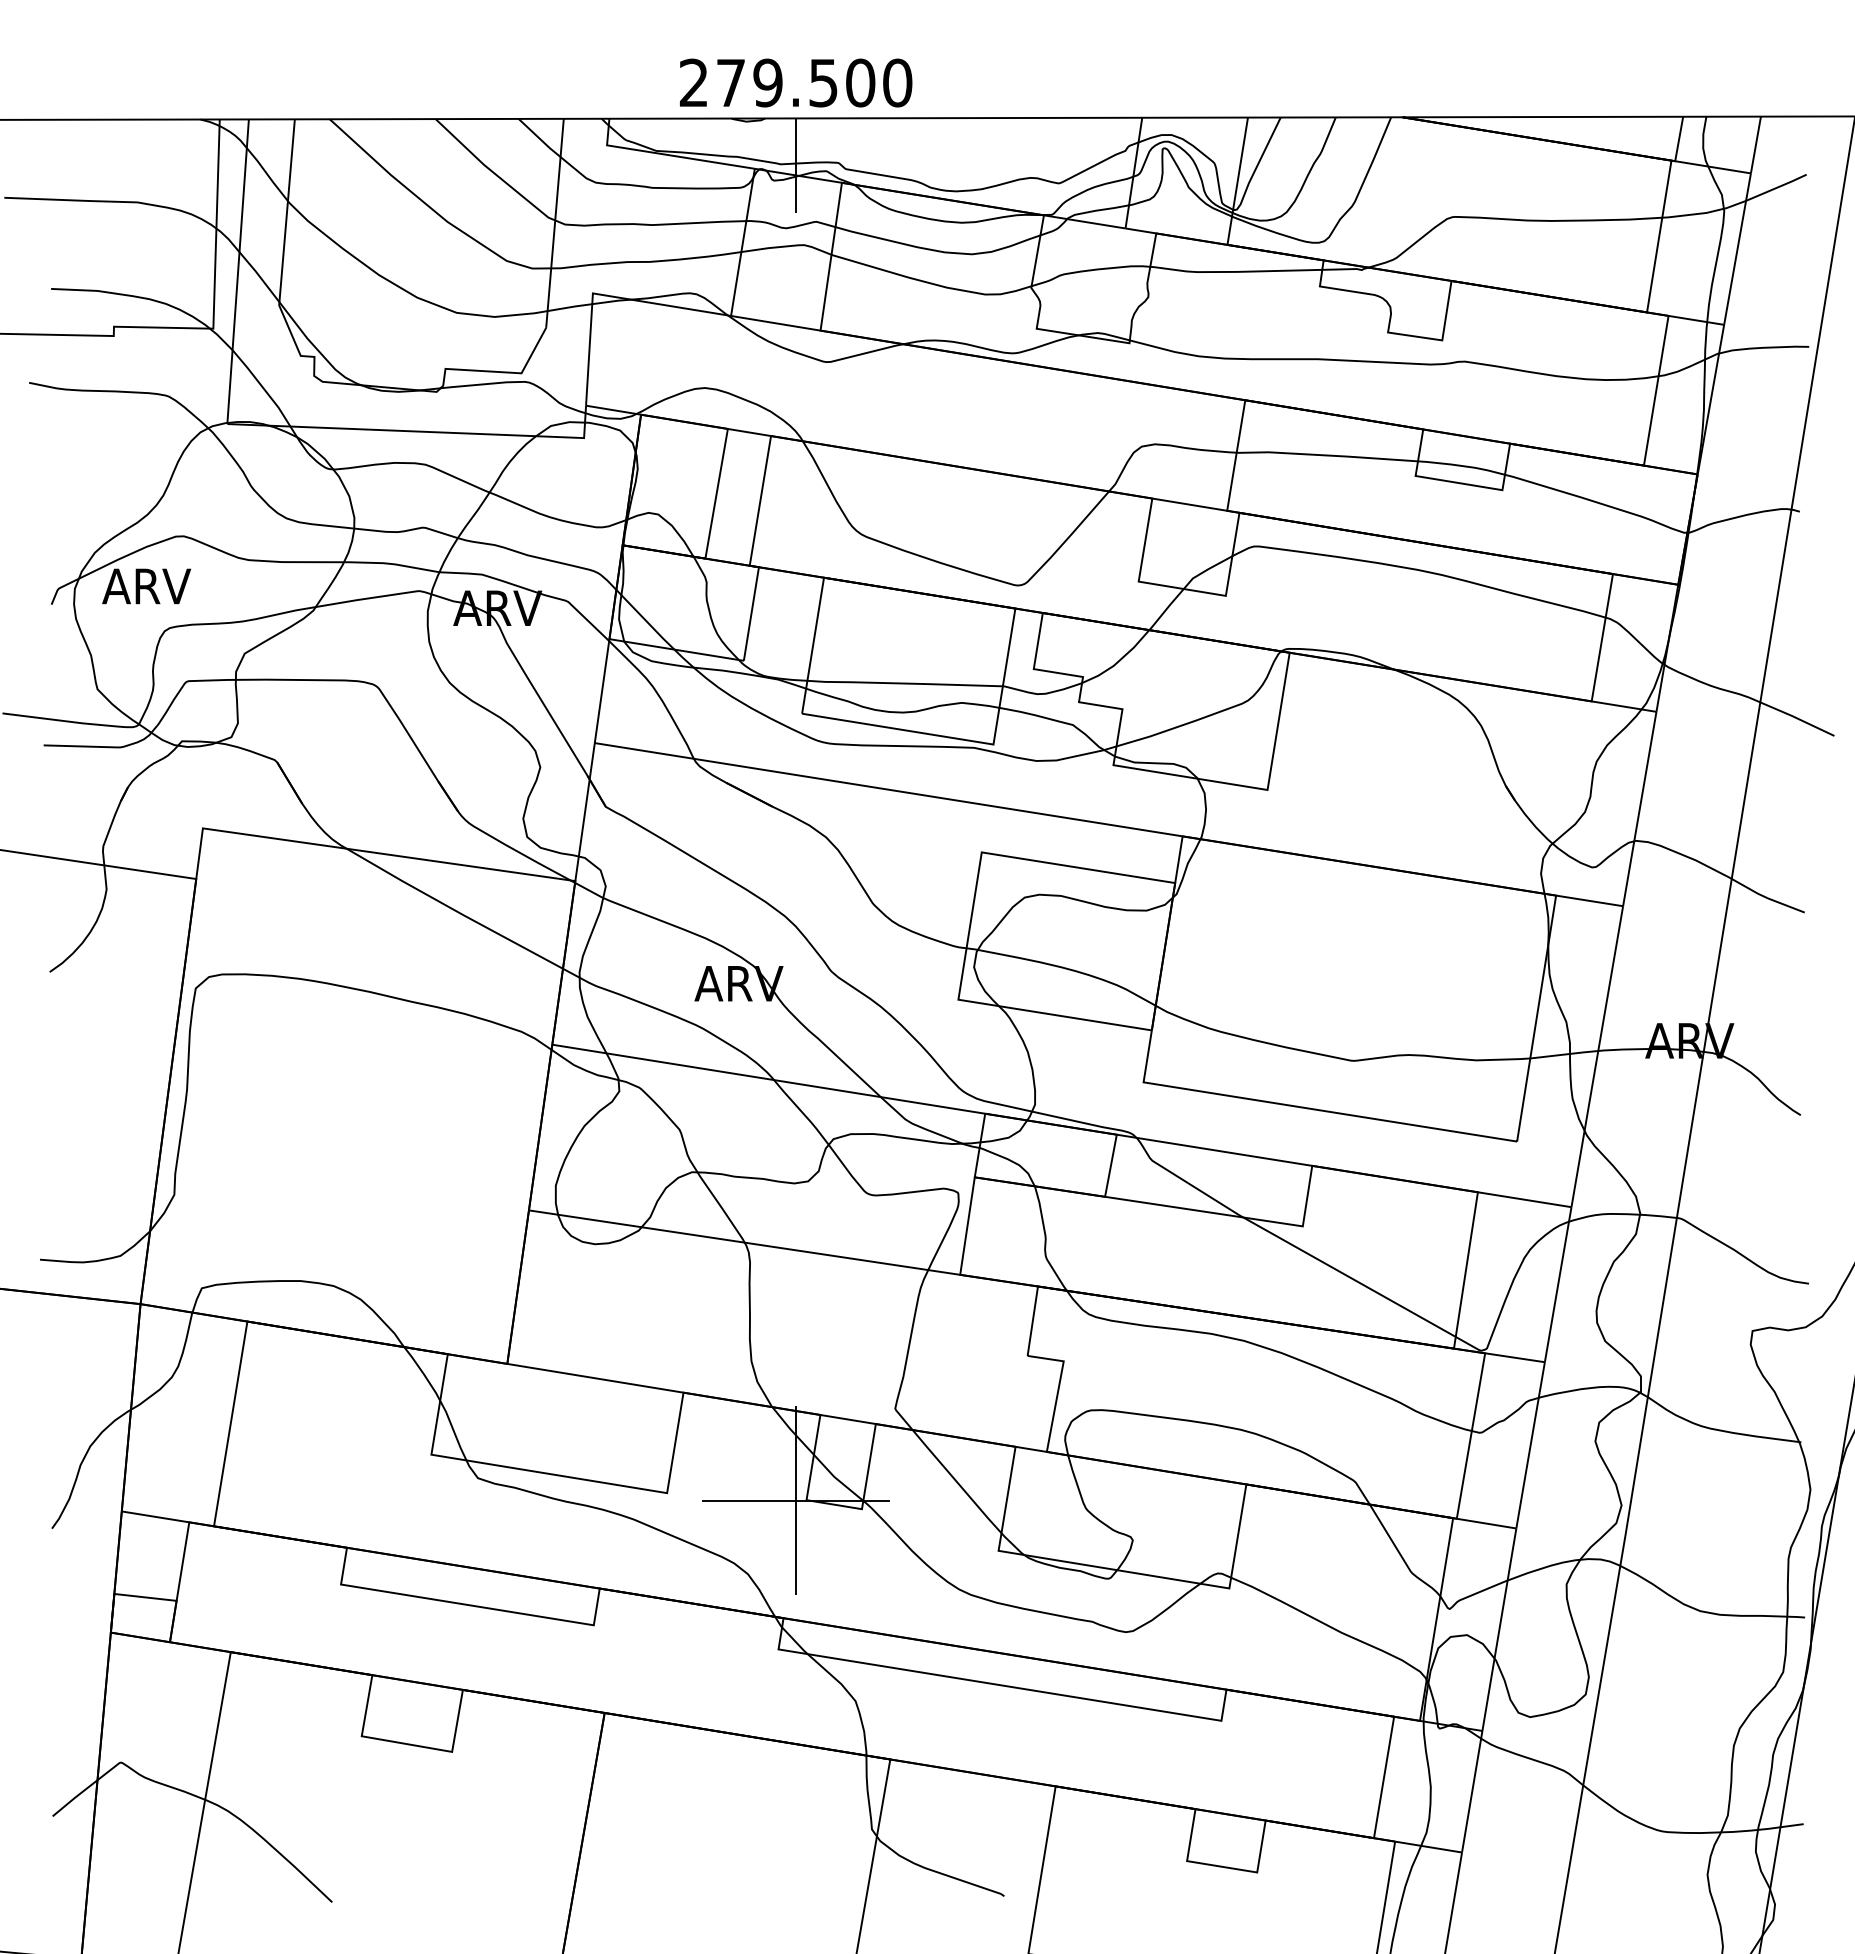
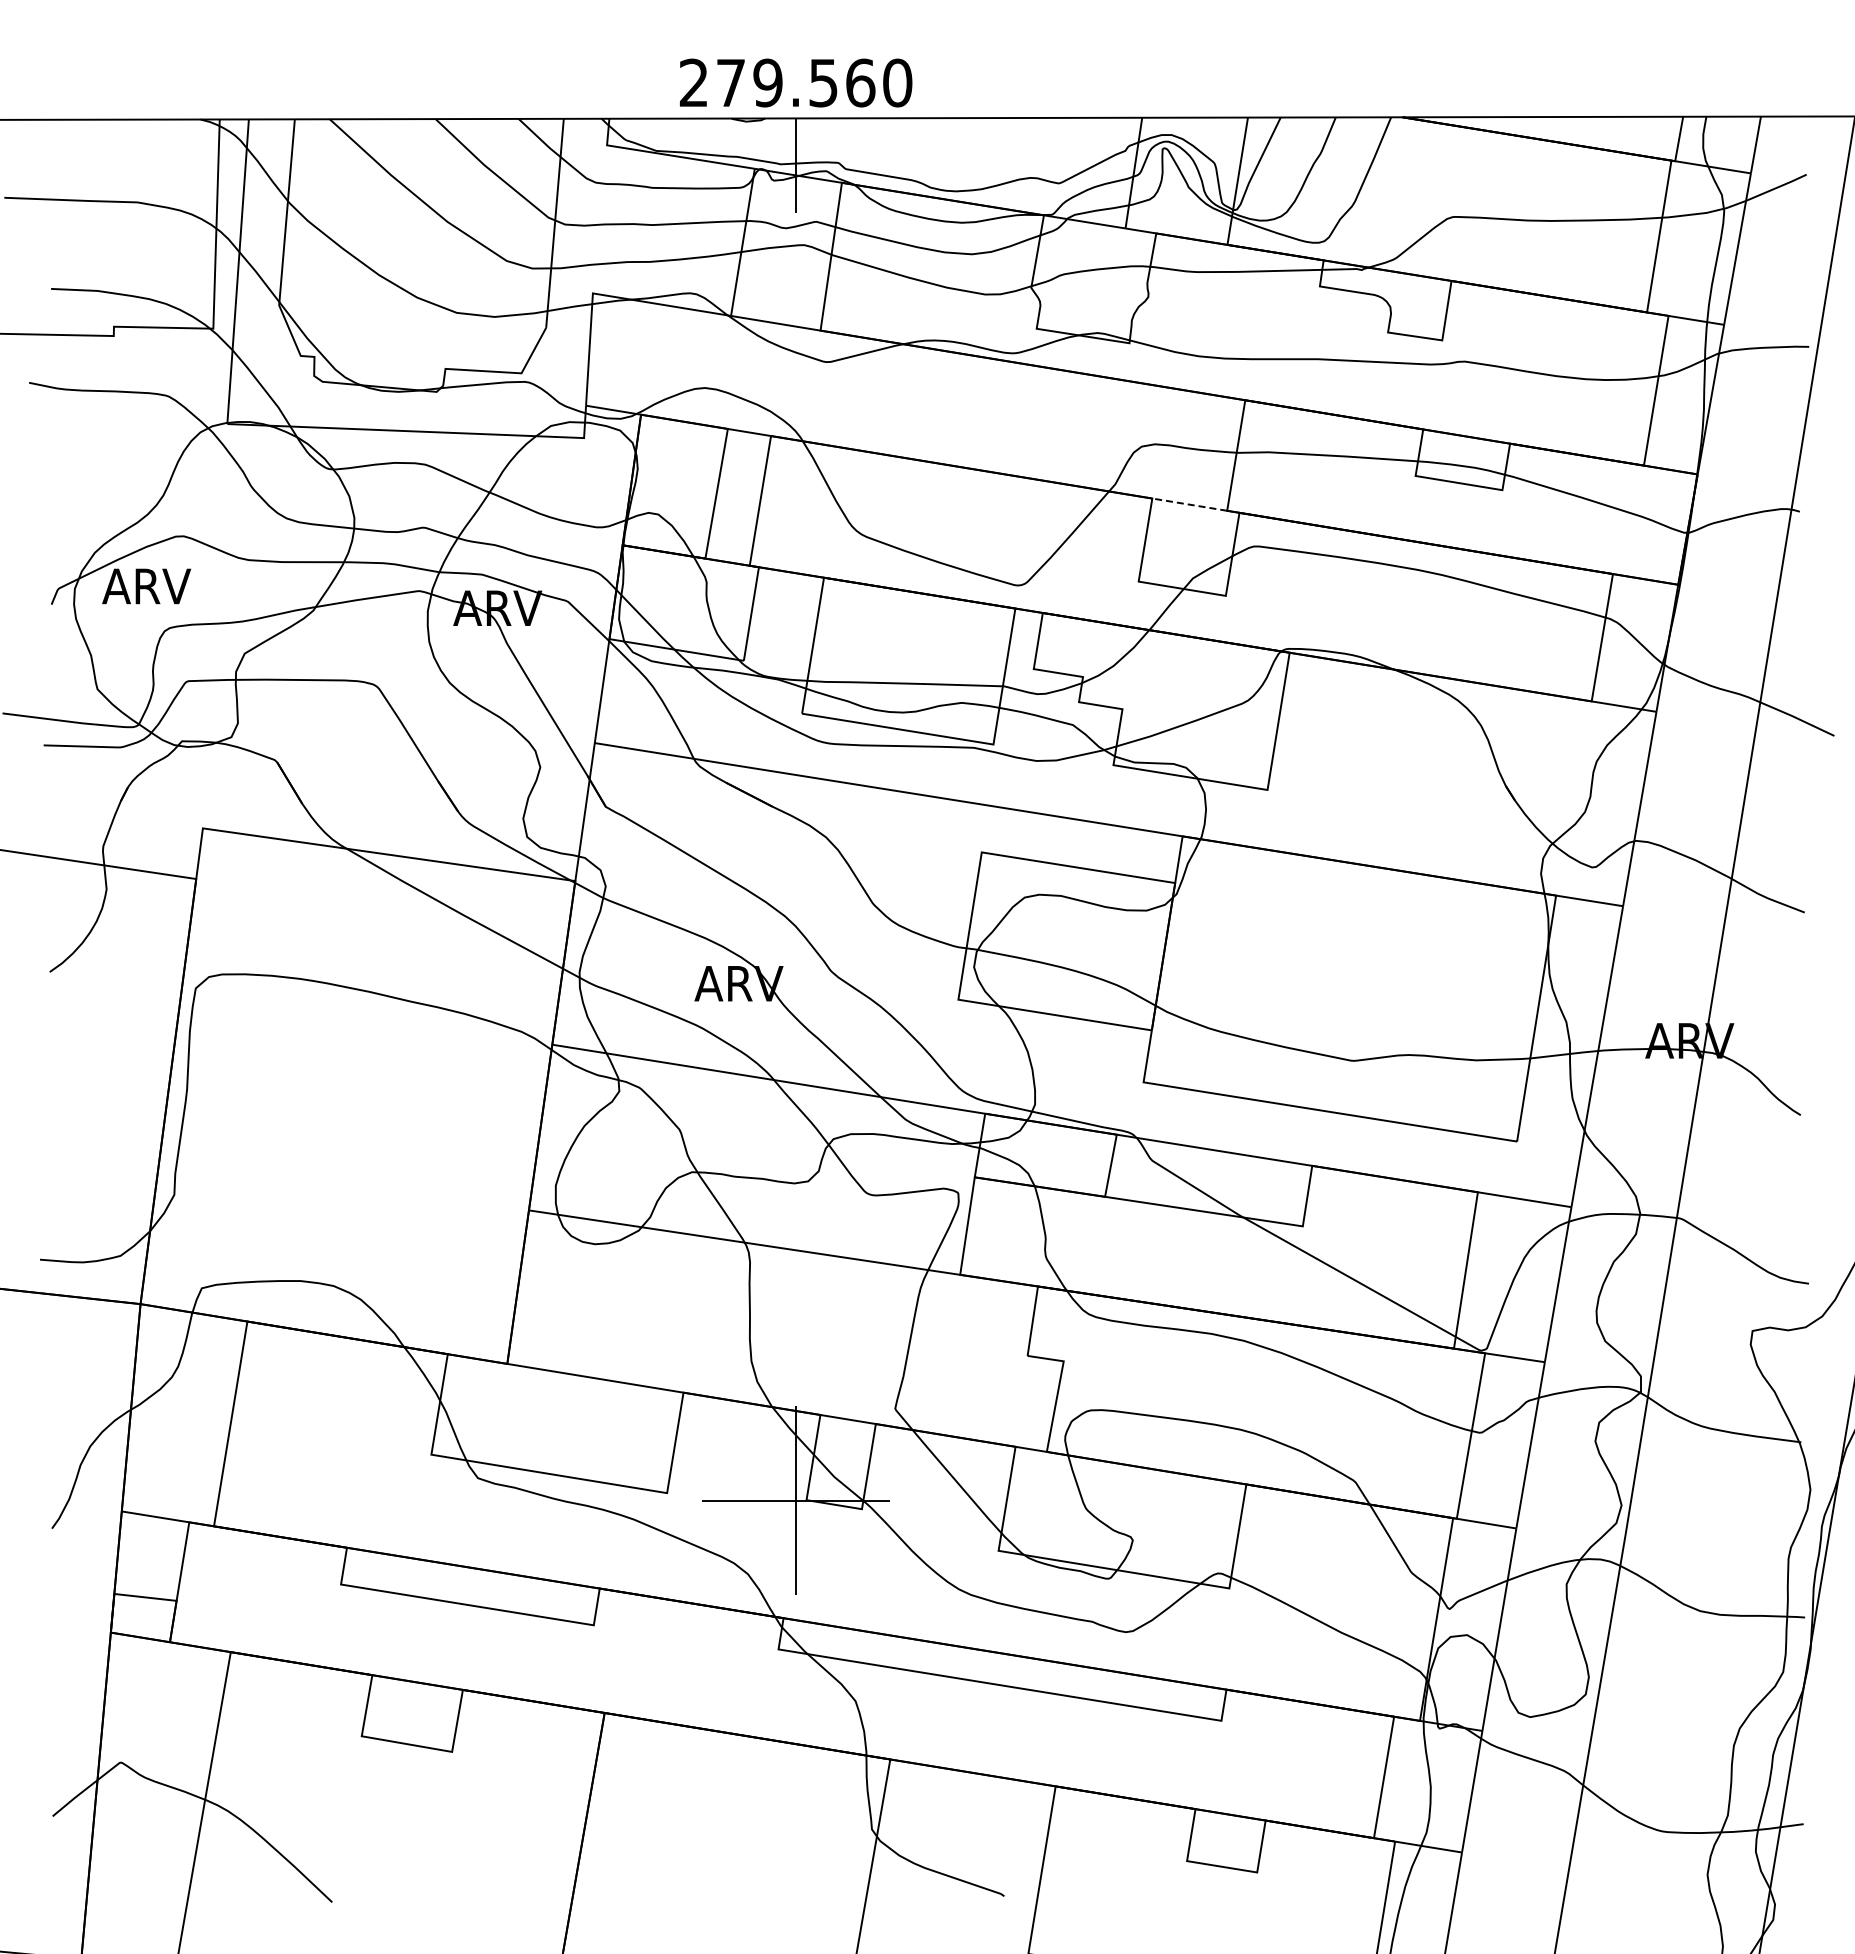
text: 279.500 -> 279.560 (860, 82)
line: solid -> dashed (1189, 504)
